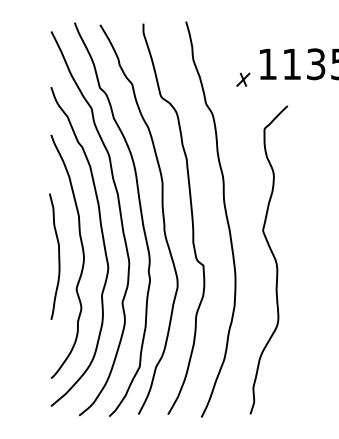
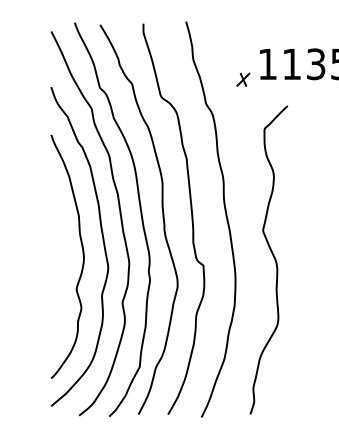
curve: present -> none (58, 256)
